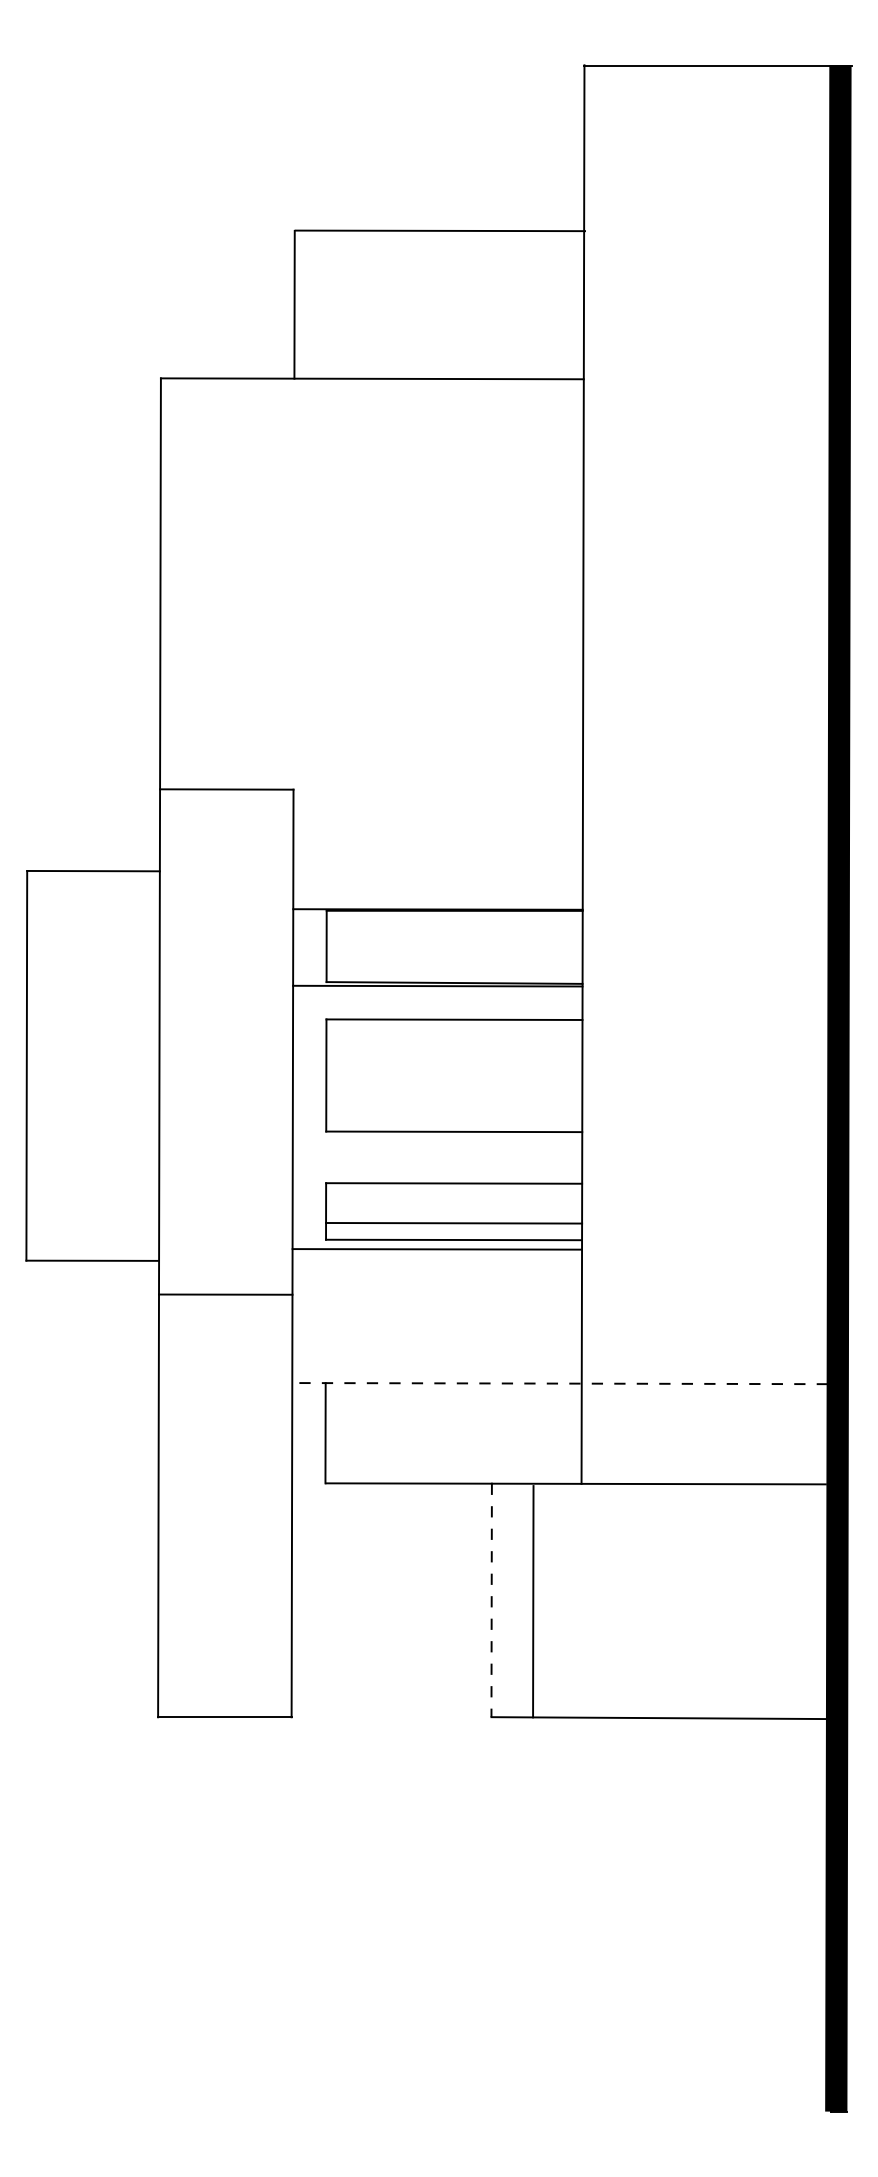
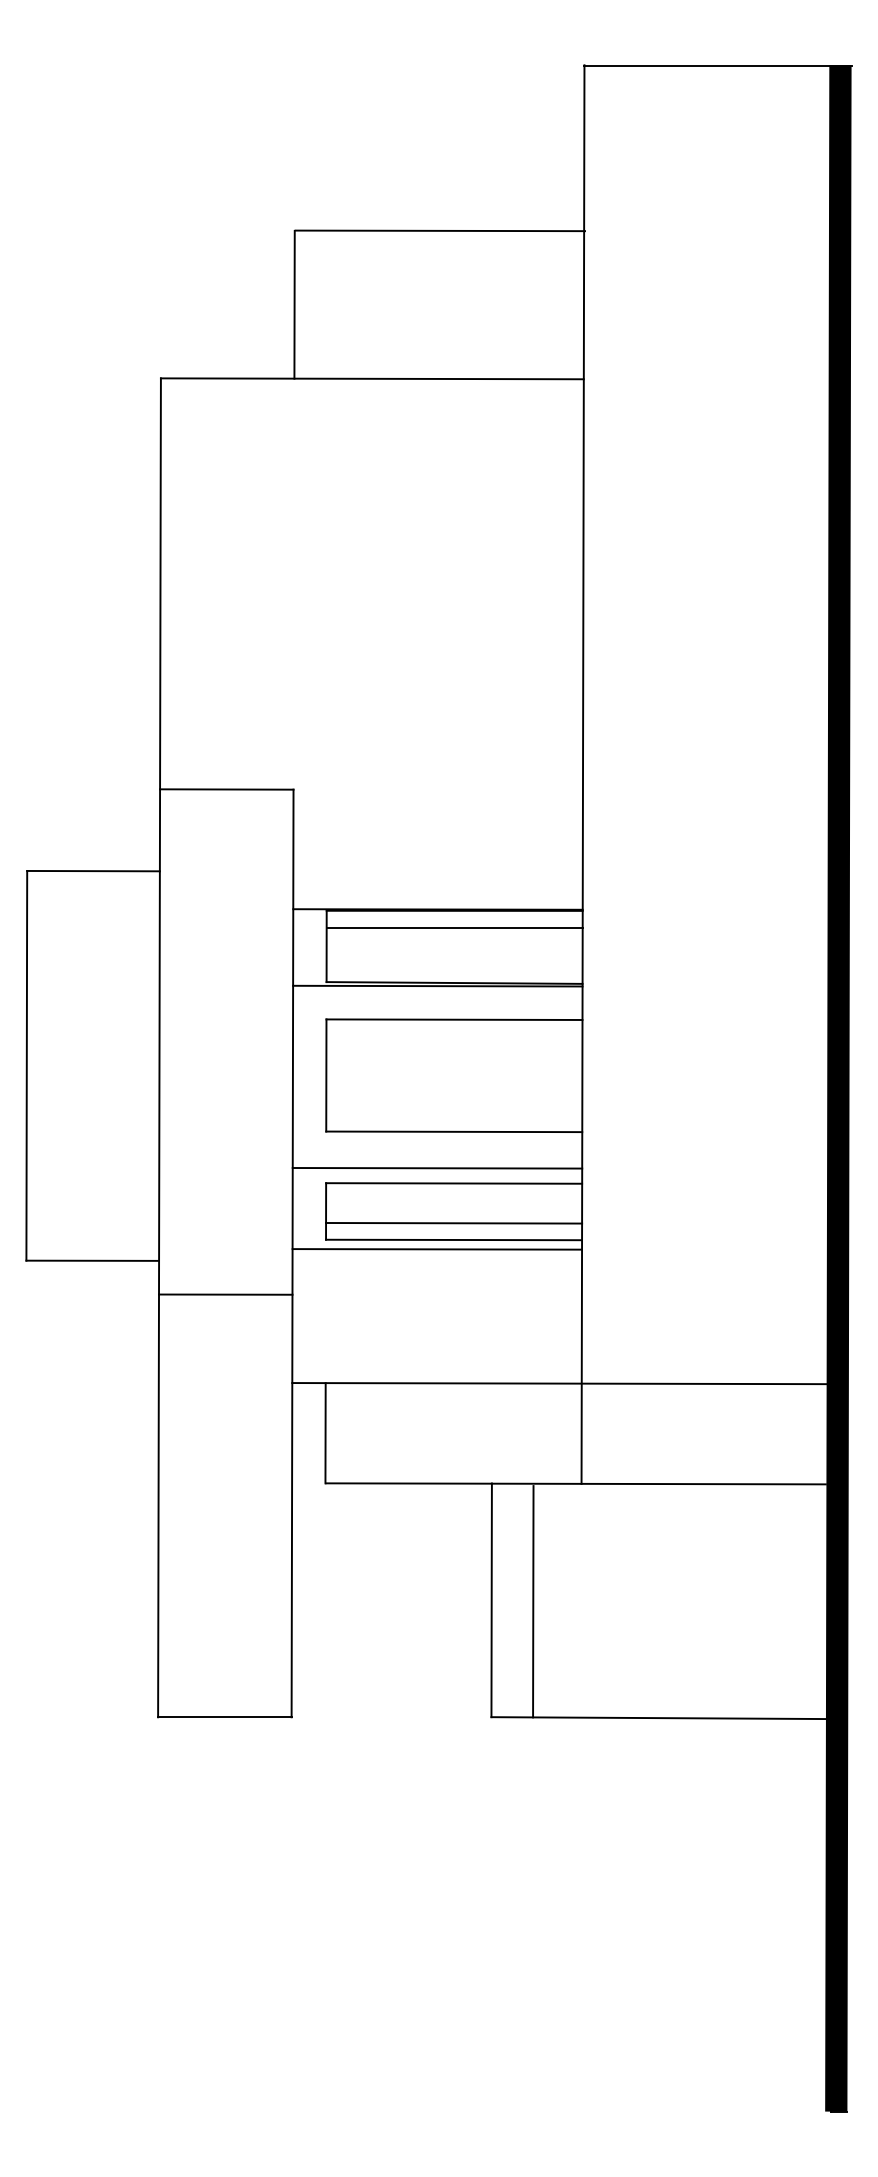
line: none -> present (454, 927)
line: none -> present (437, 1168)
line: dashed -> solid (560, 1383)
line: dashed -> solid (491, 1600)
